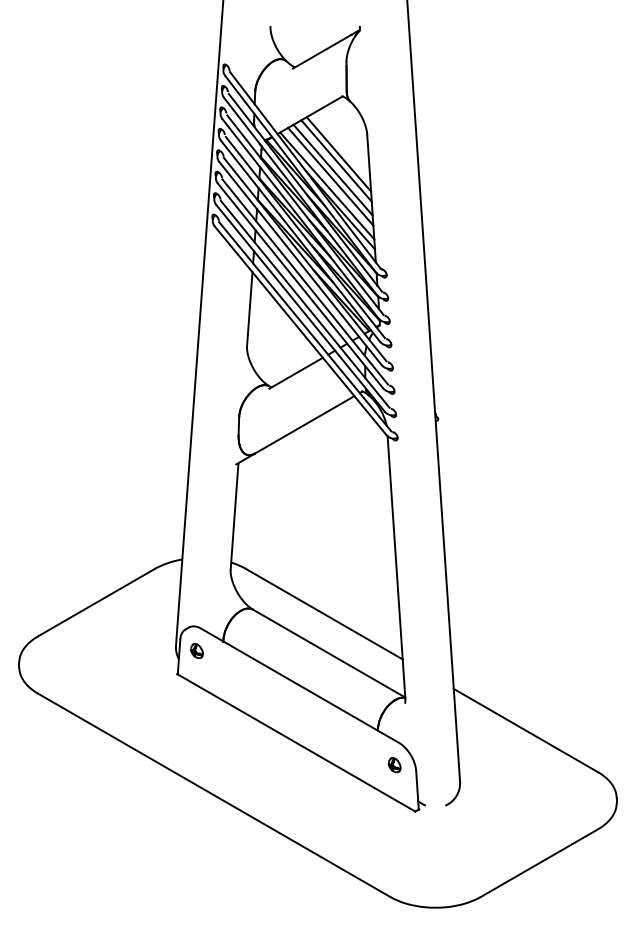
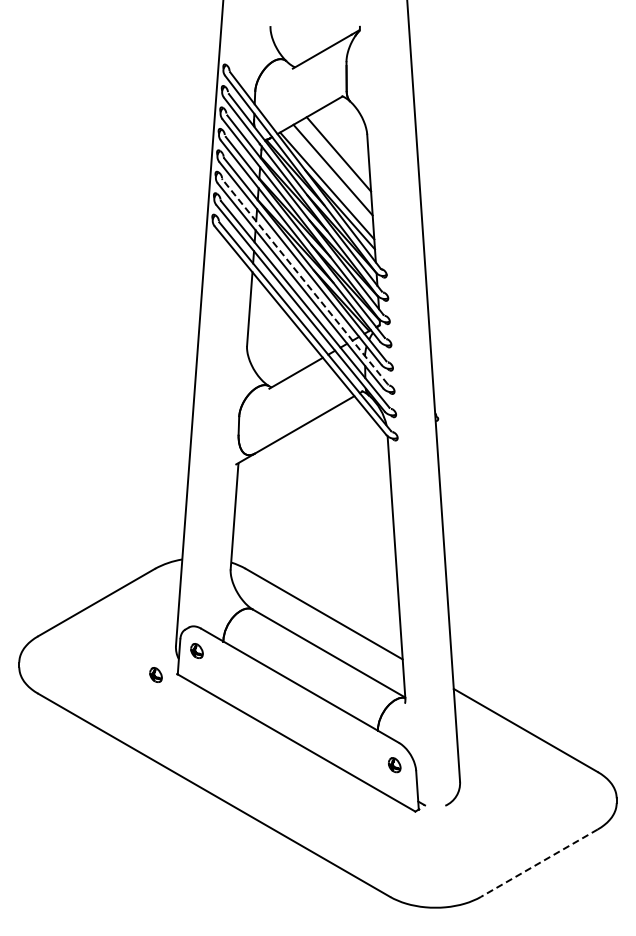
line: present -> none (336, 160)
line: present -> none (330, 176)
line: solid -> dashed (304, 281)
part: none -> present (155, 674)
line: solid -> dashed (538, 863)
